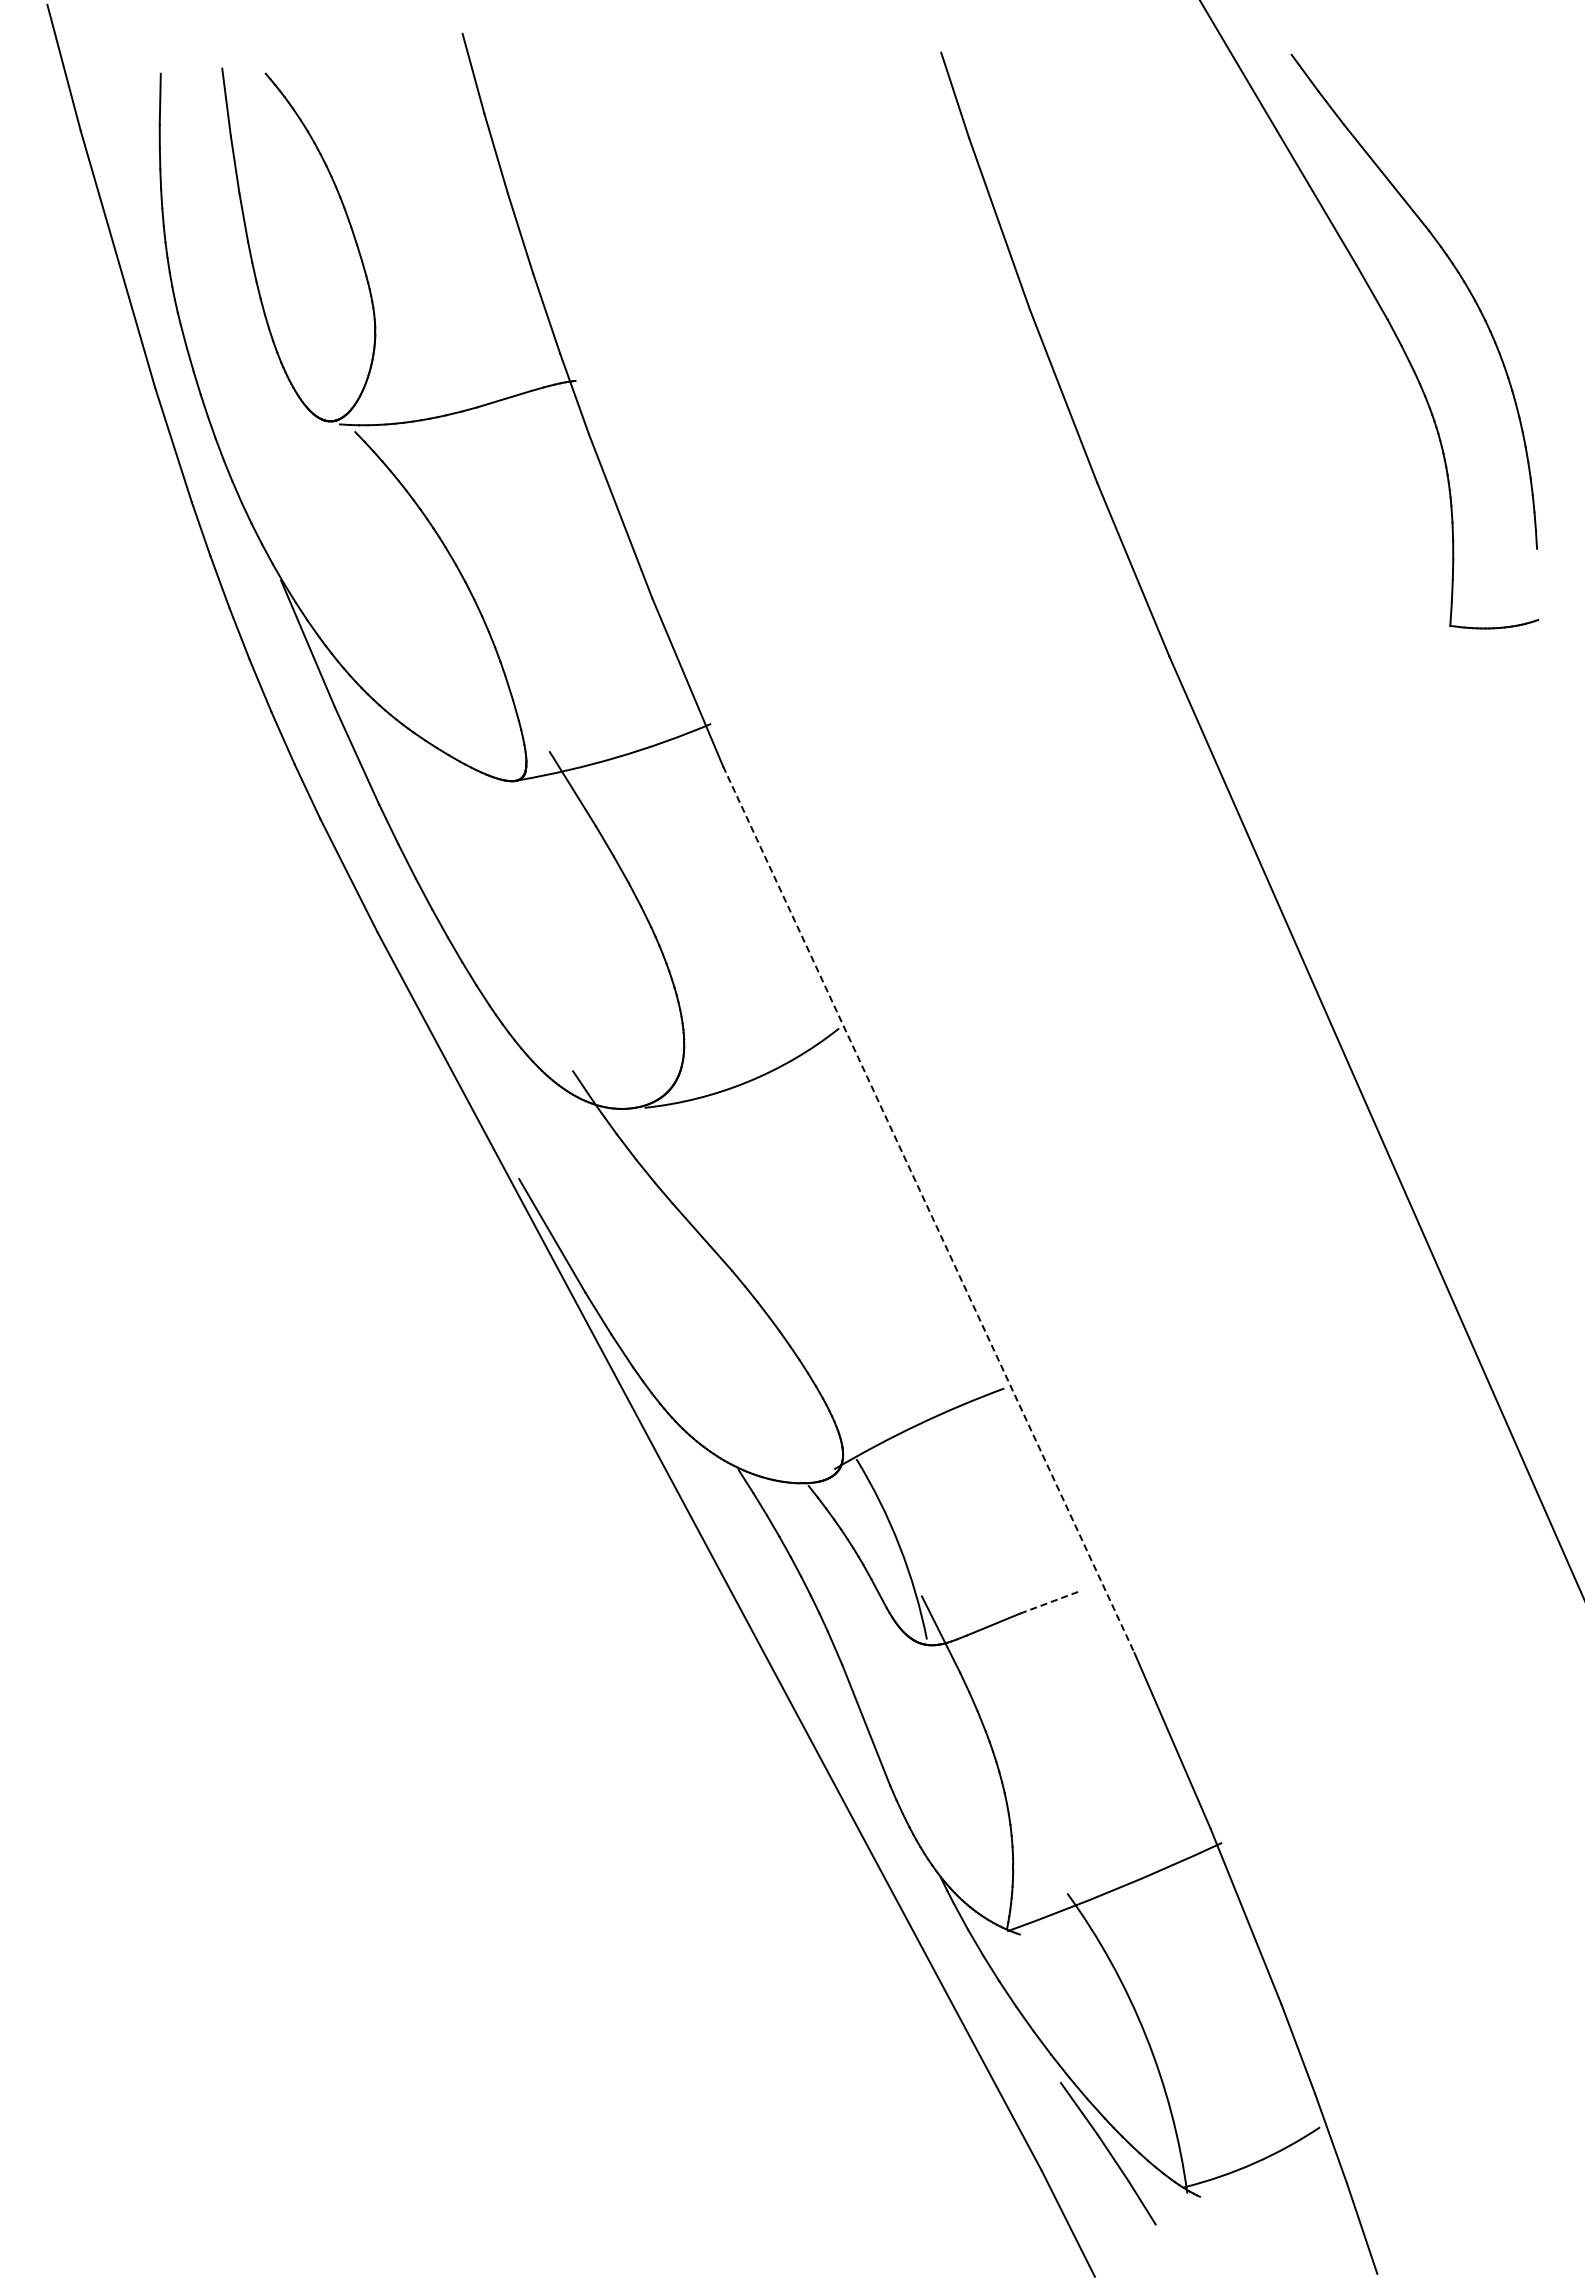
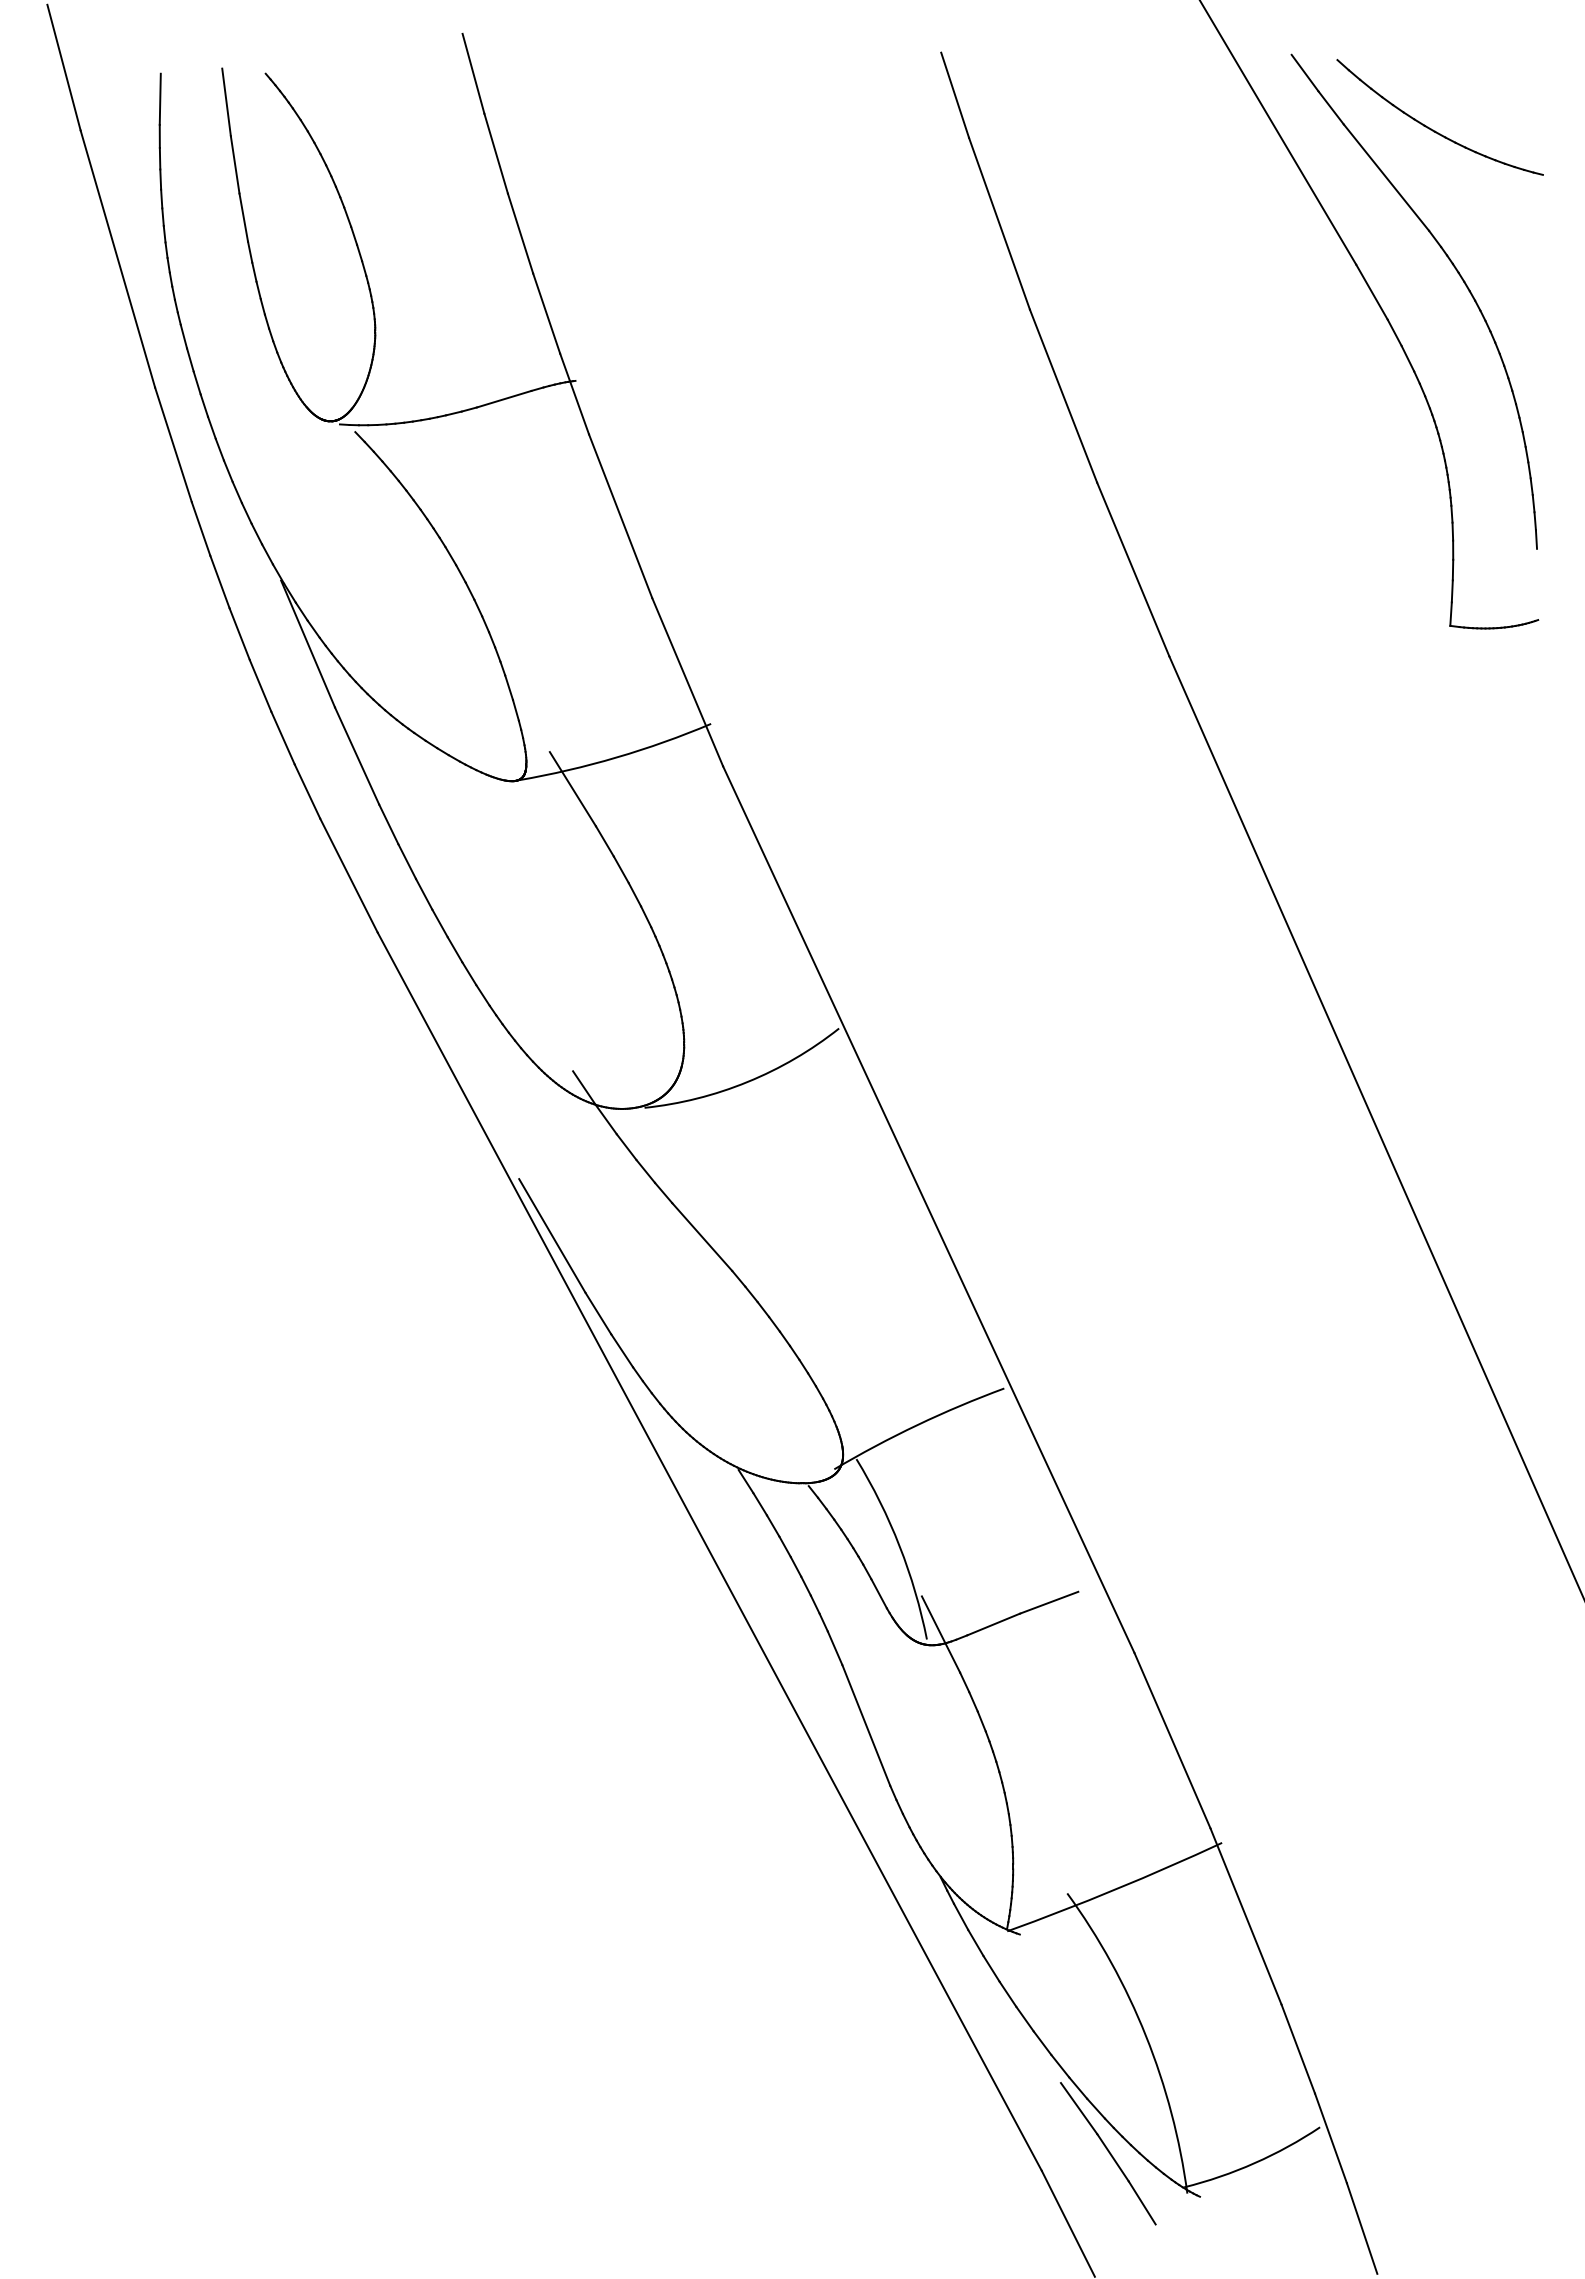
part: none -> present (1433, 129)
line: dashed -> solid (928, 1209)
line: dashed -> solid (1049, 1602)
